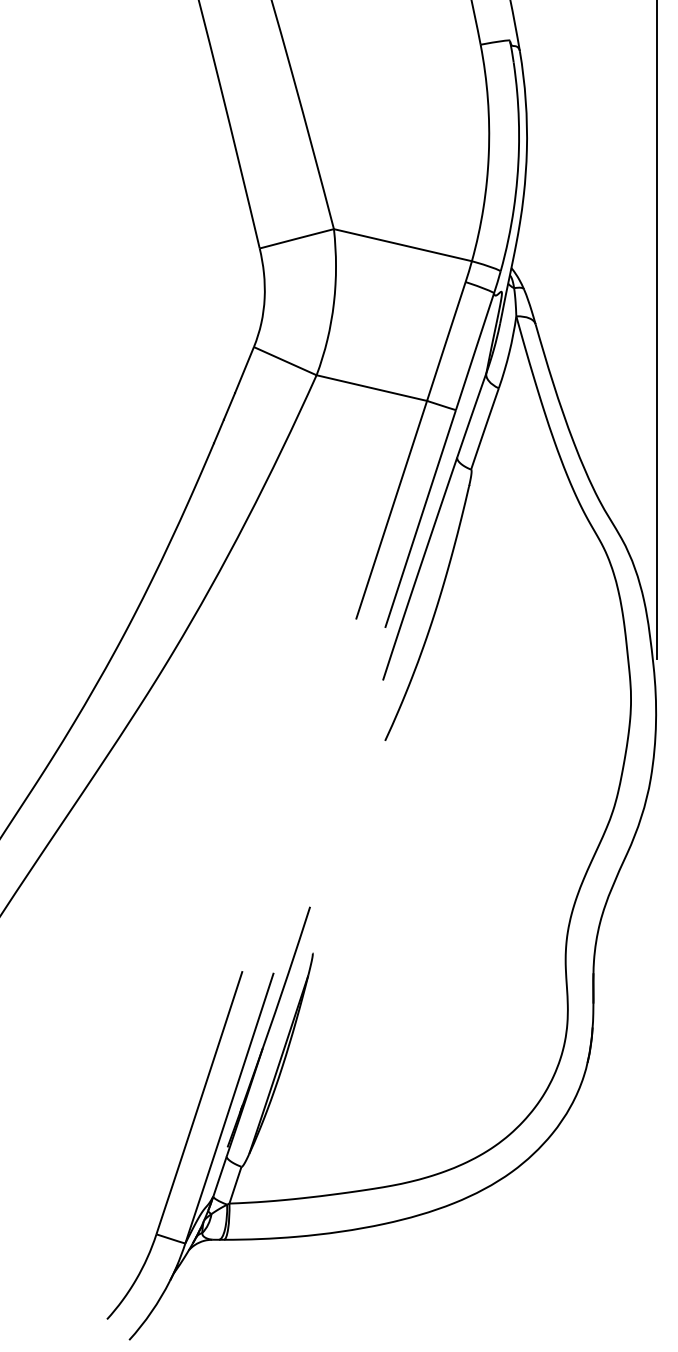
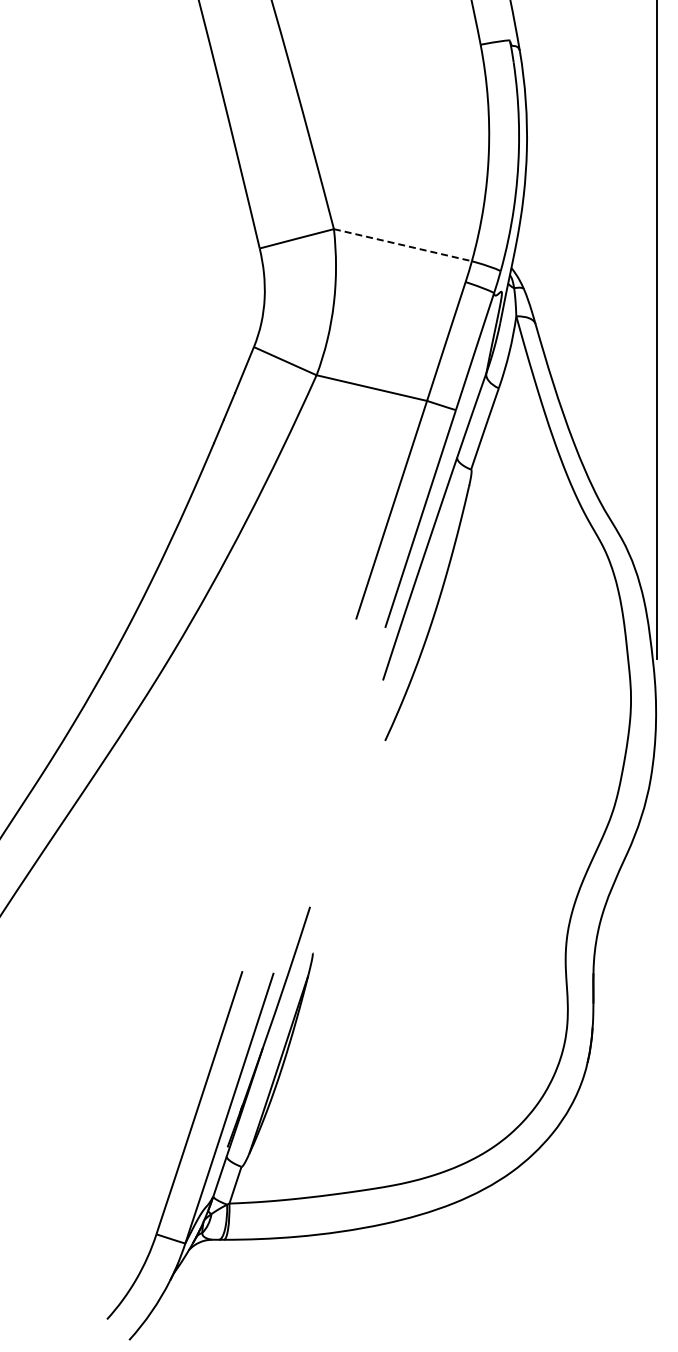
line: solid -> dashed (402, 245)
